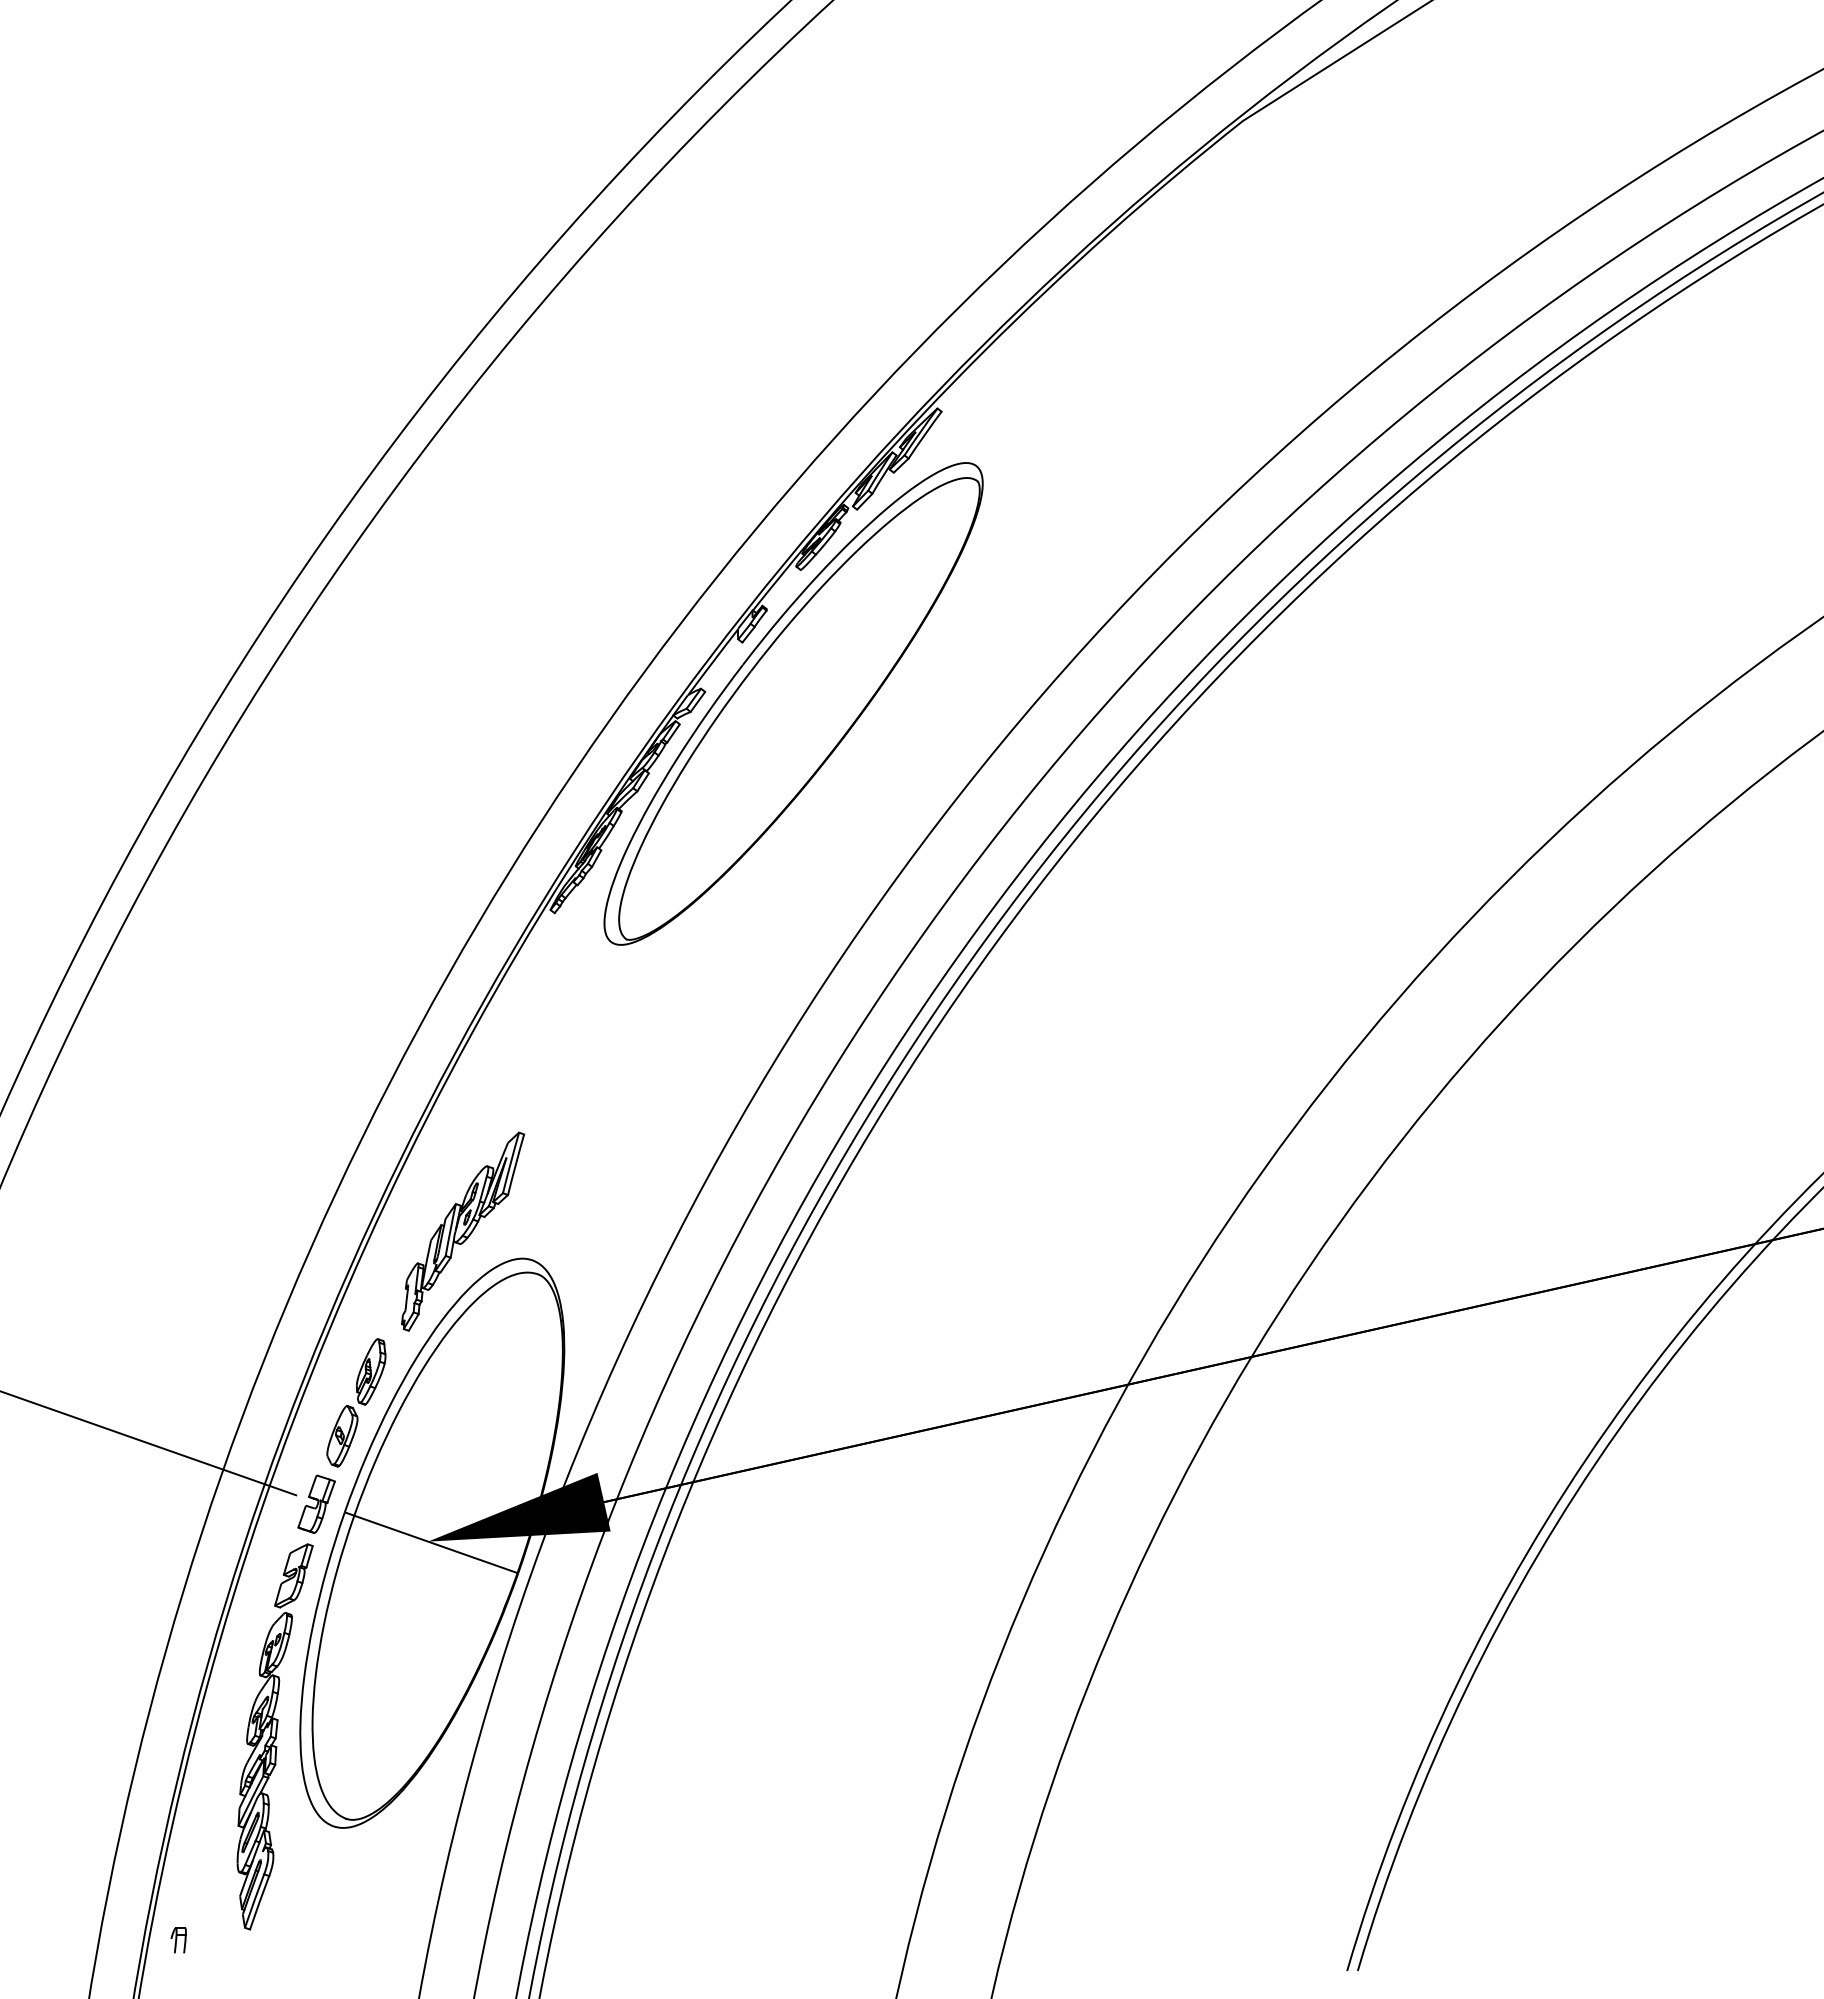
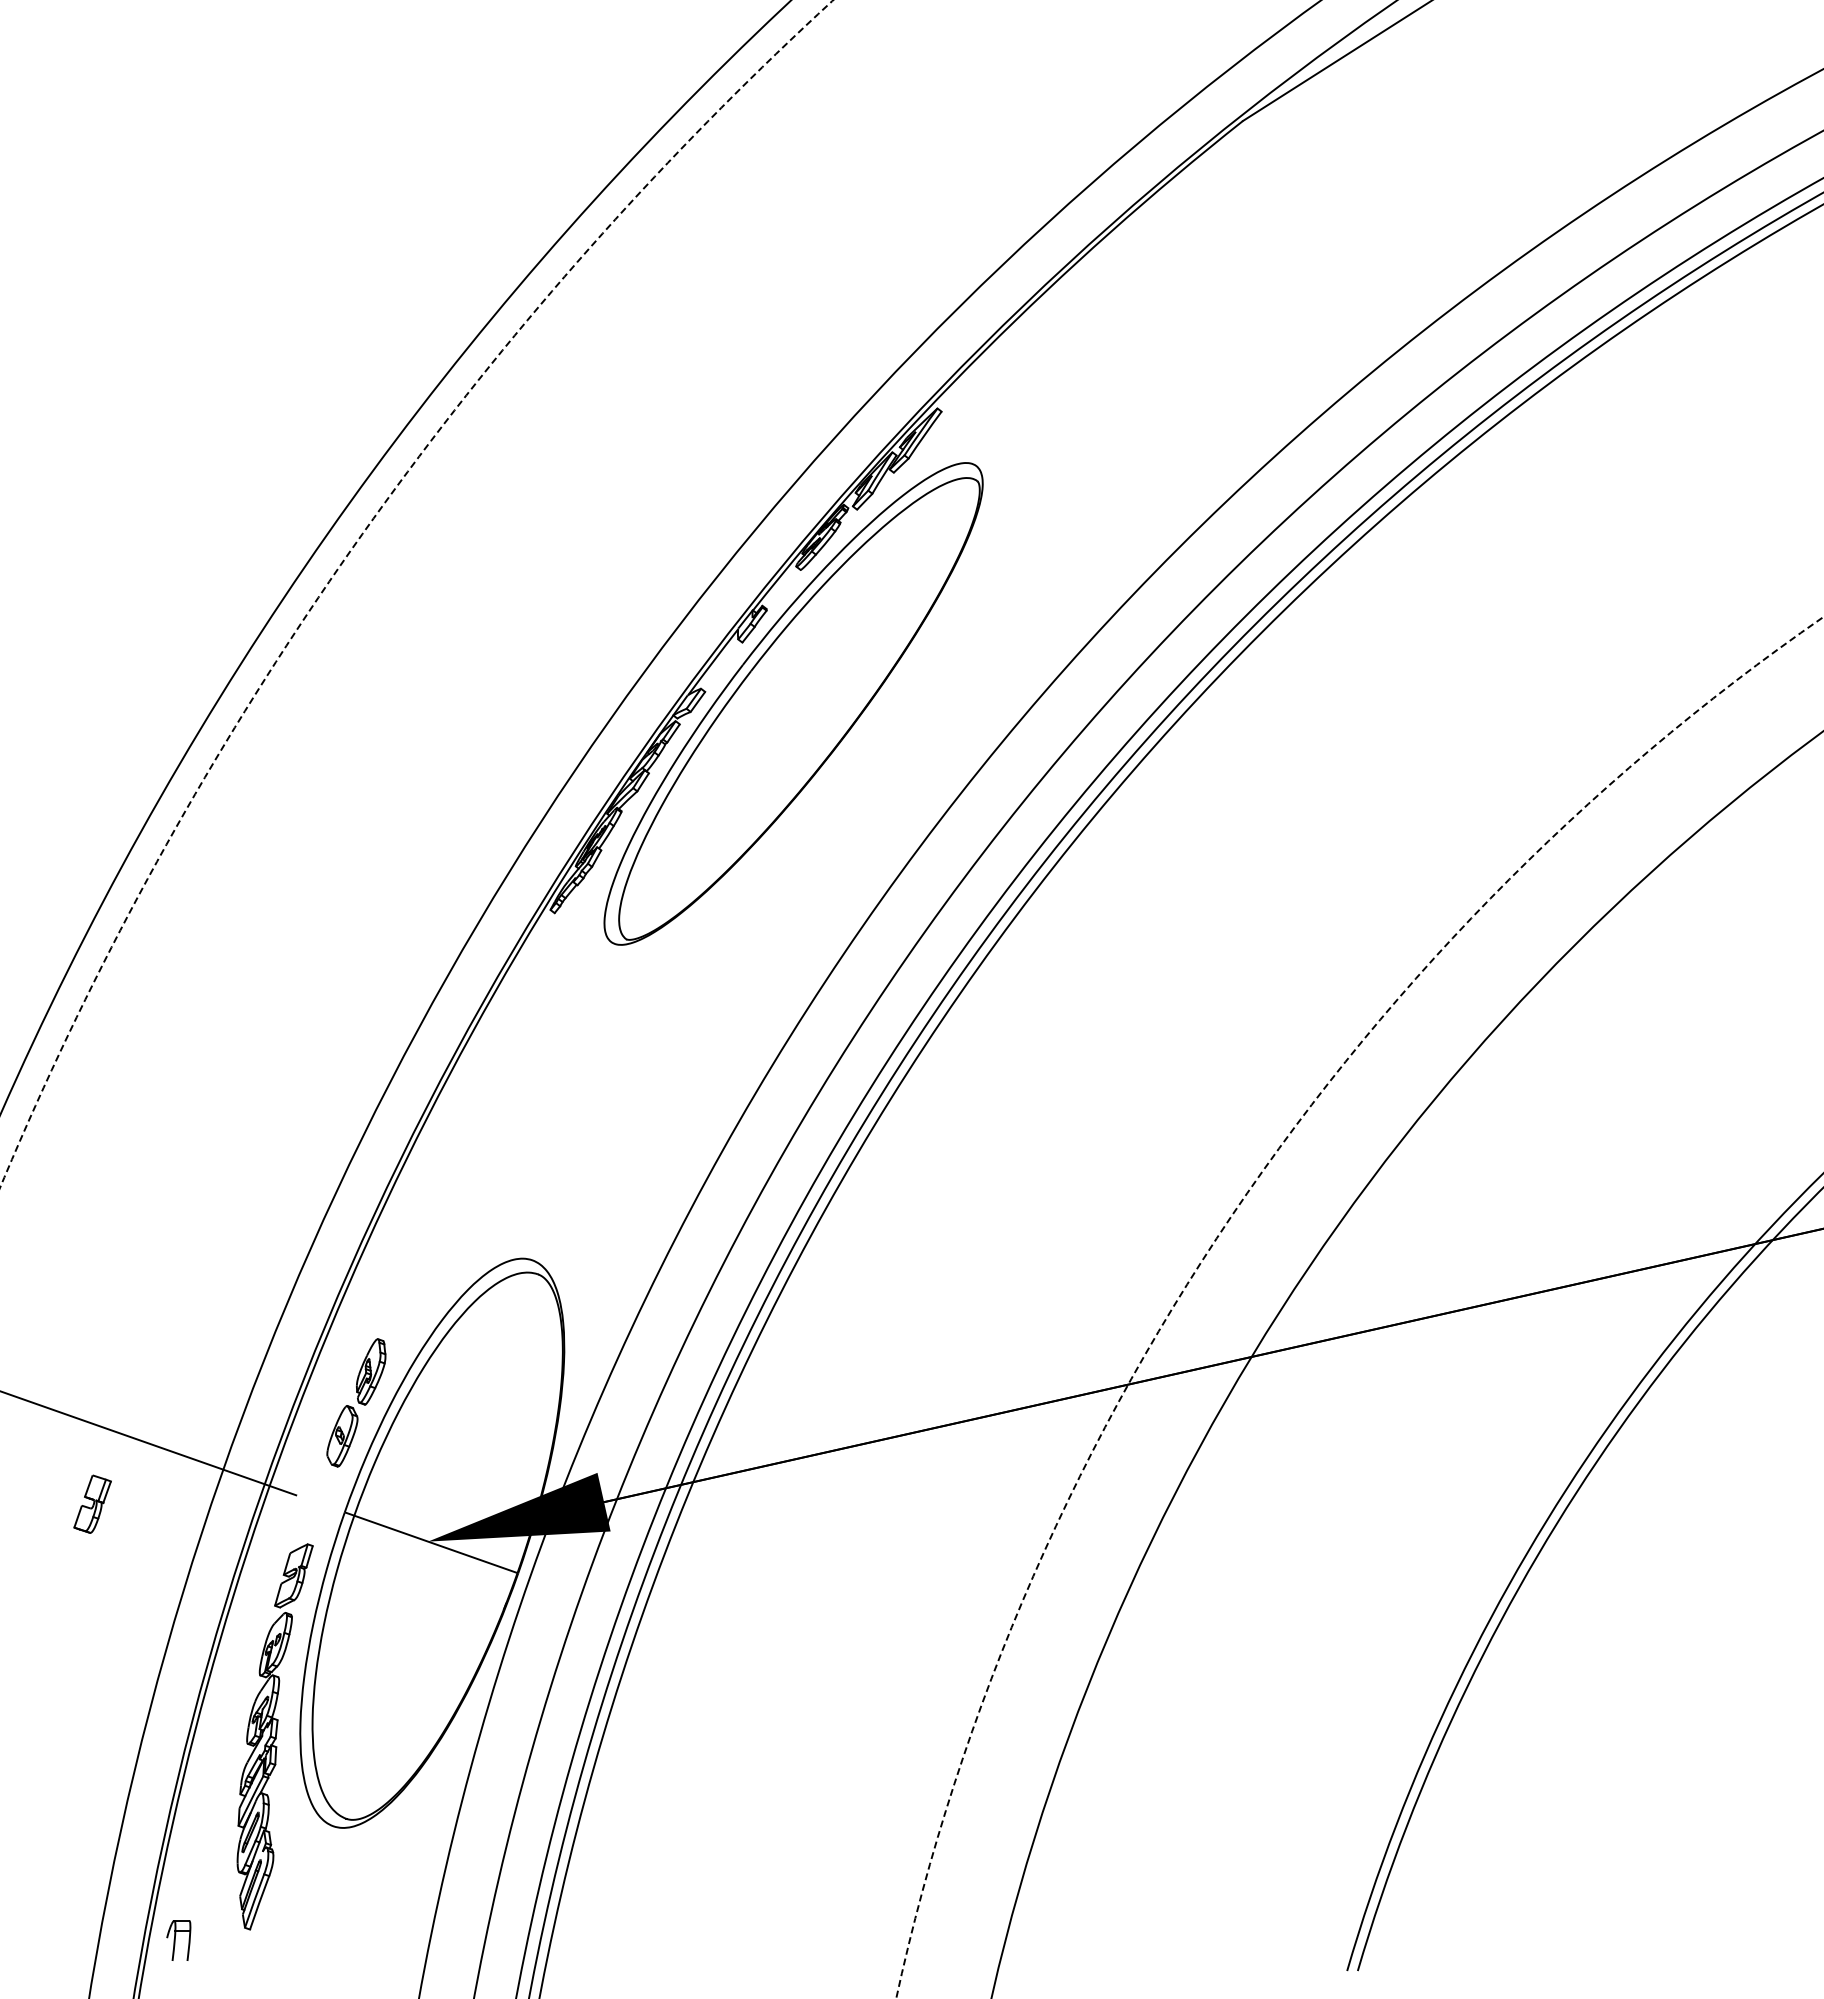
arc: solid -> dashed (352, 548)
part: present -> none (463, 1231)
circle: solid -> dashed (1359, 1307)
part position: (316, 1503) -> (92, 1503) (92, 1503)
part size: 17x27 px -> 26x41 px (178, 1940)
